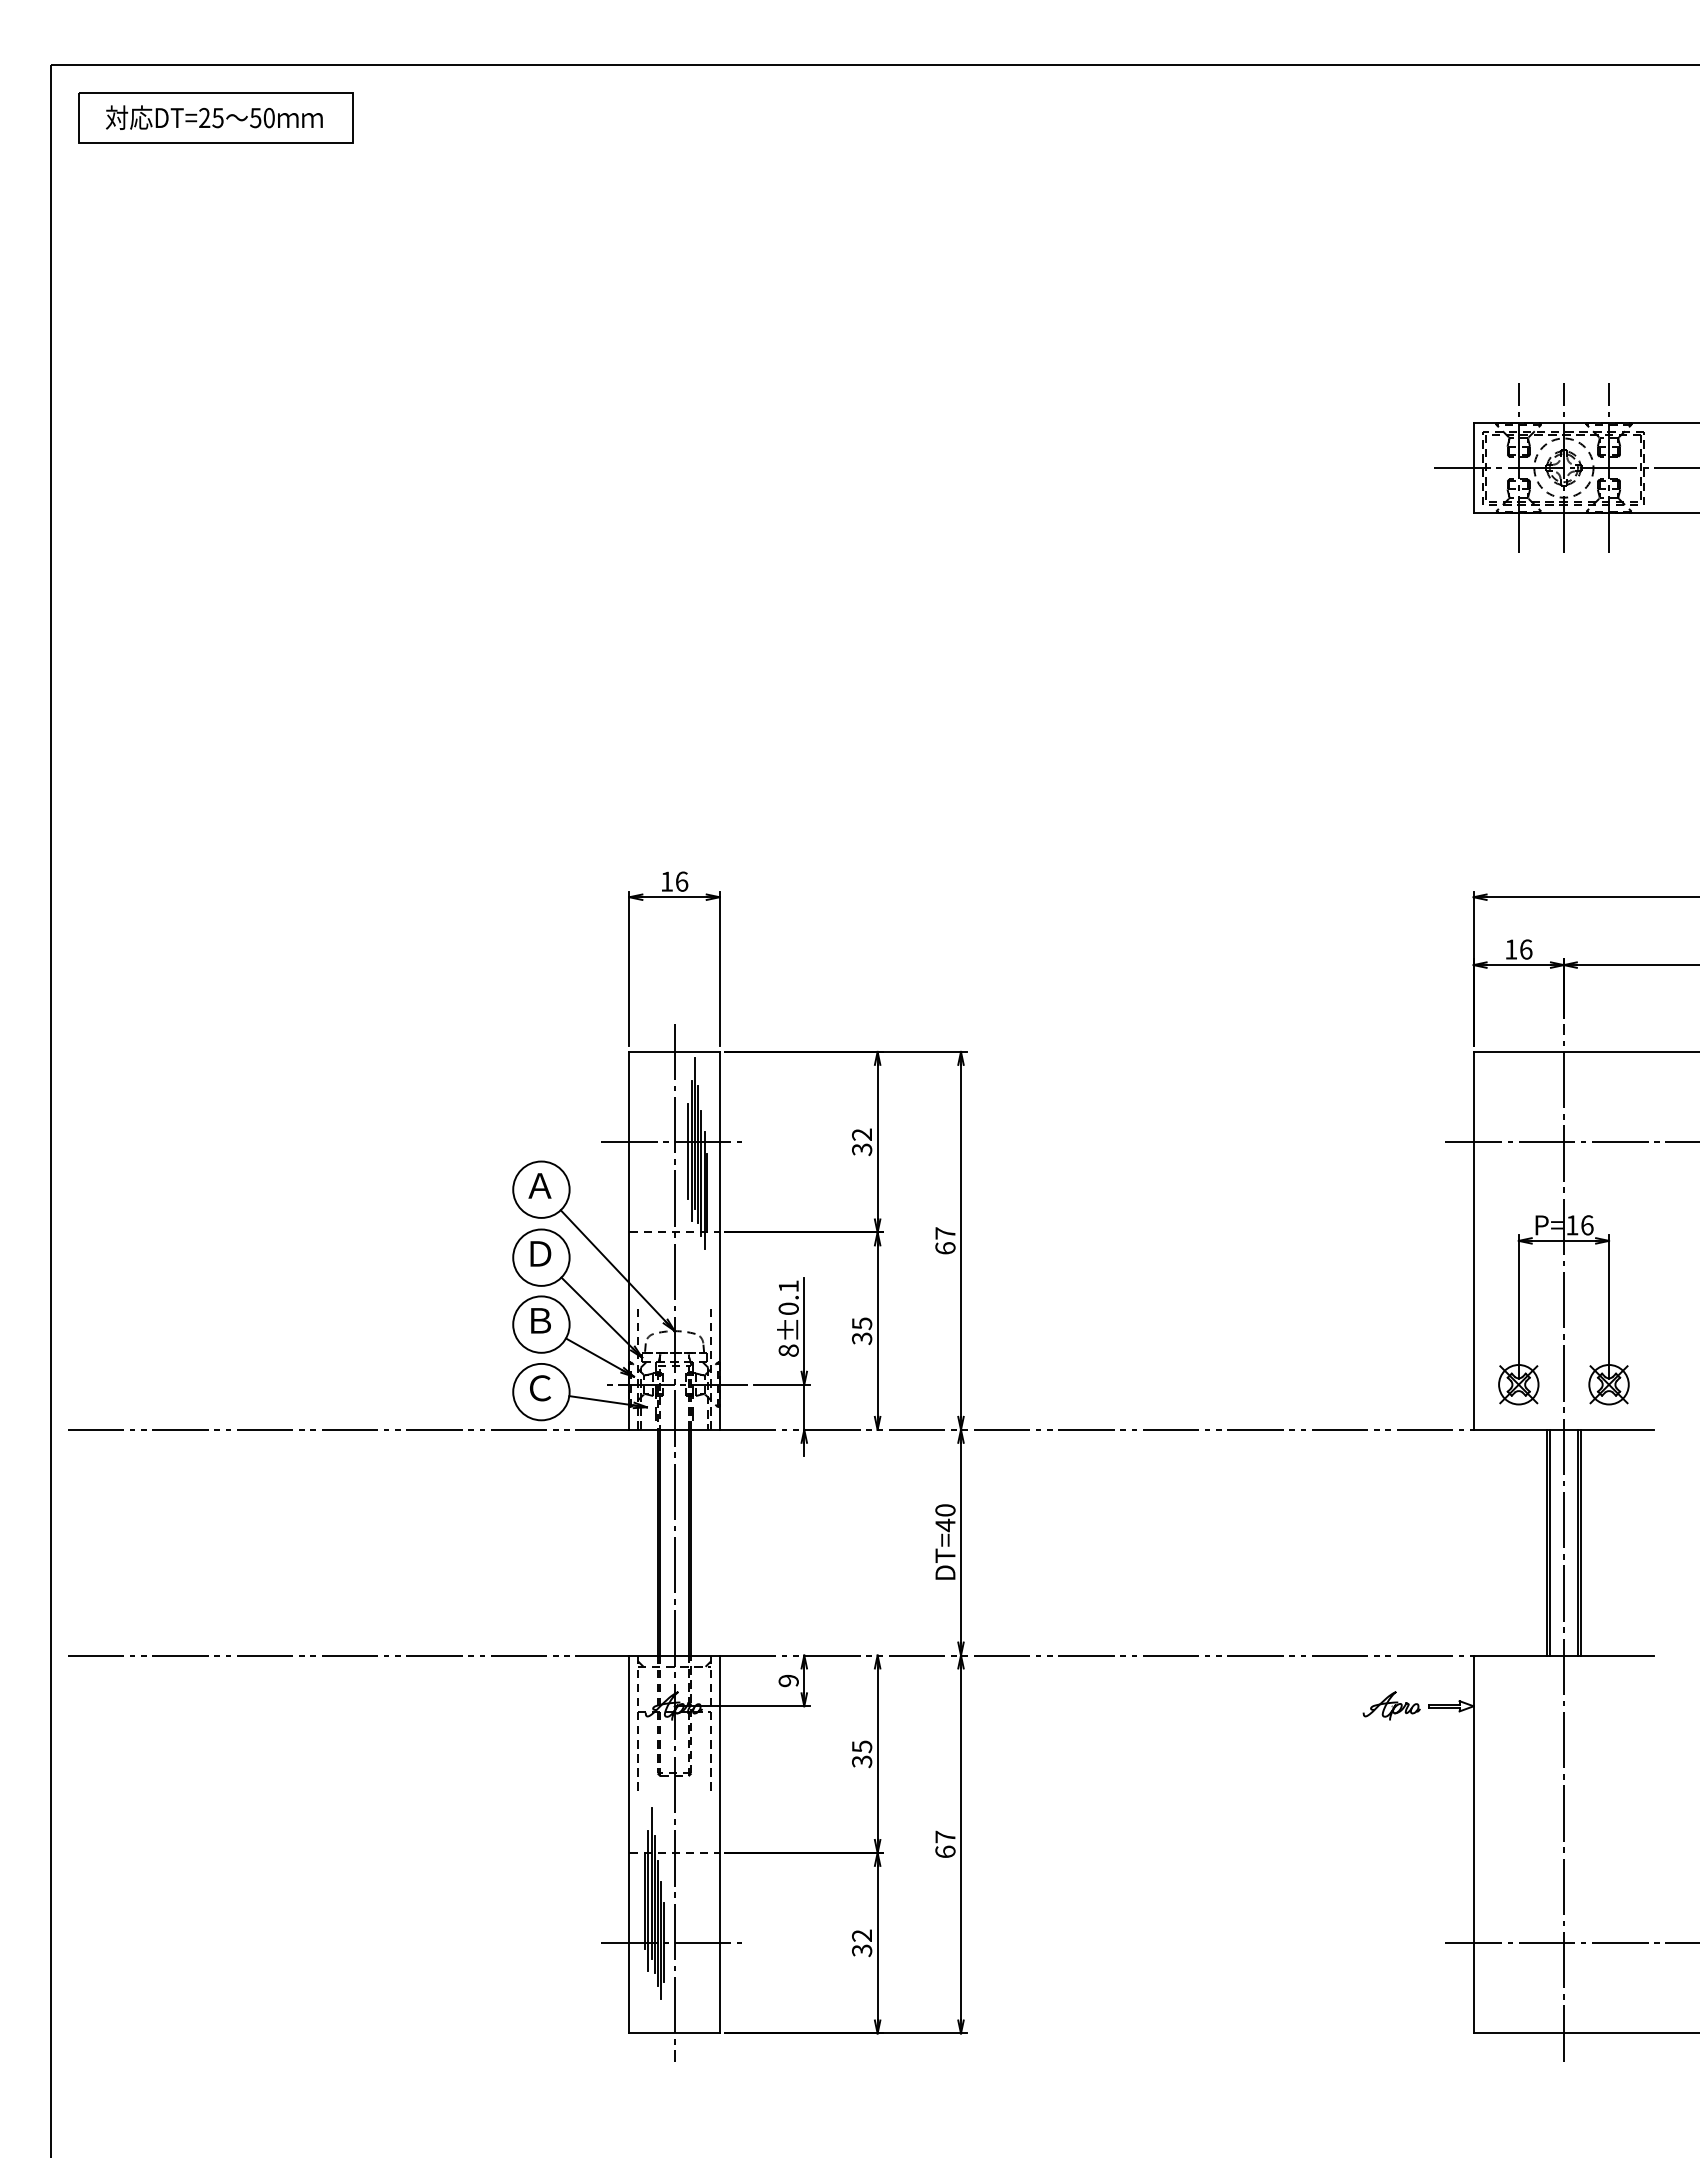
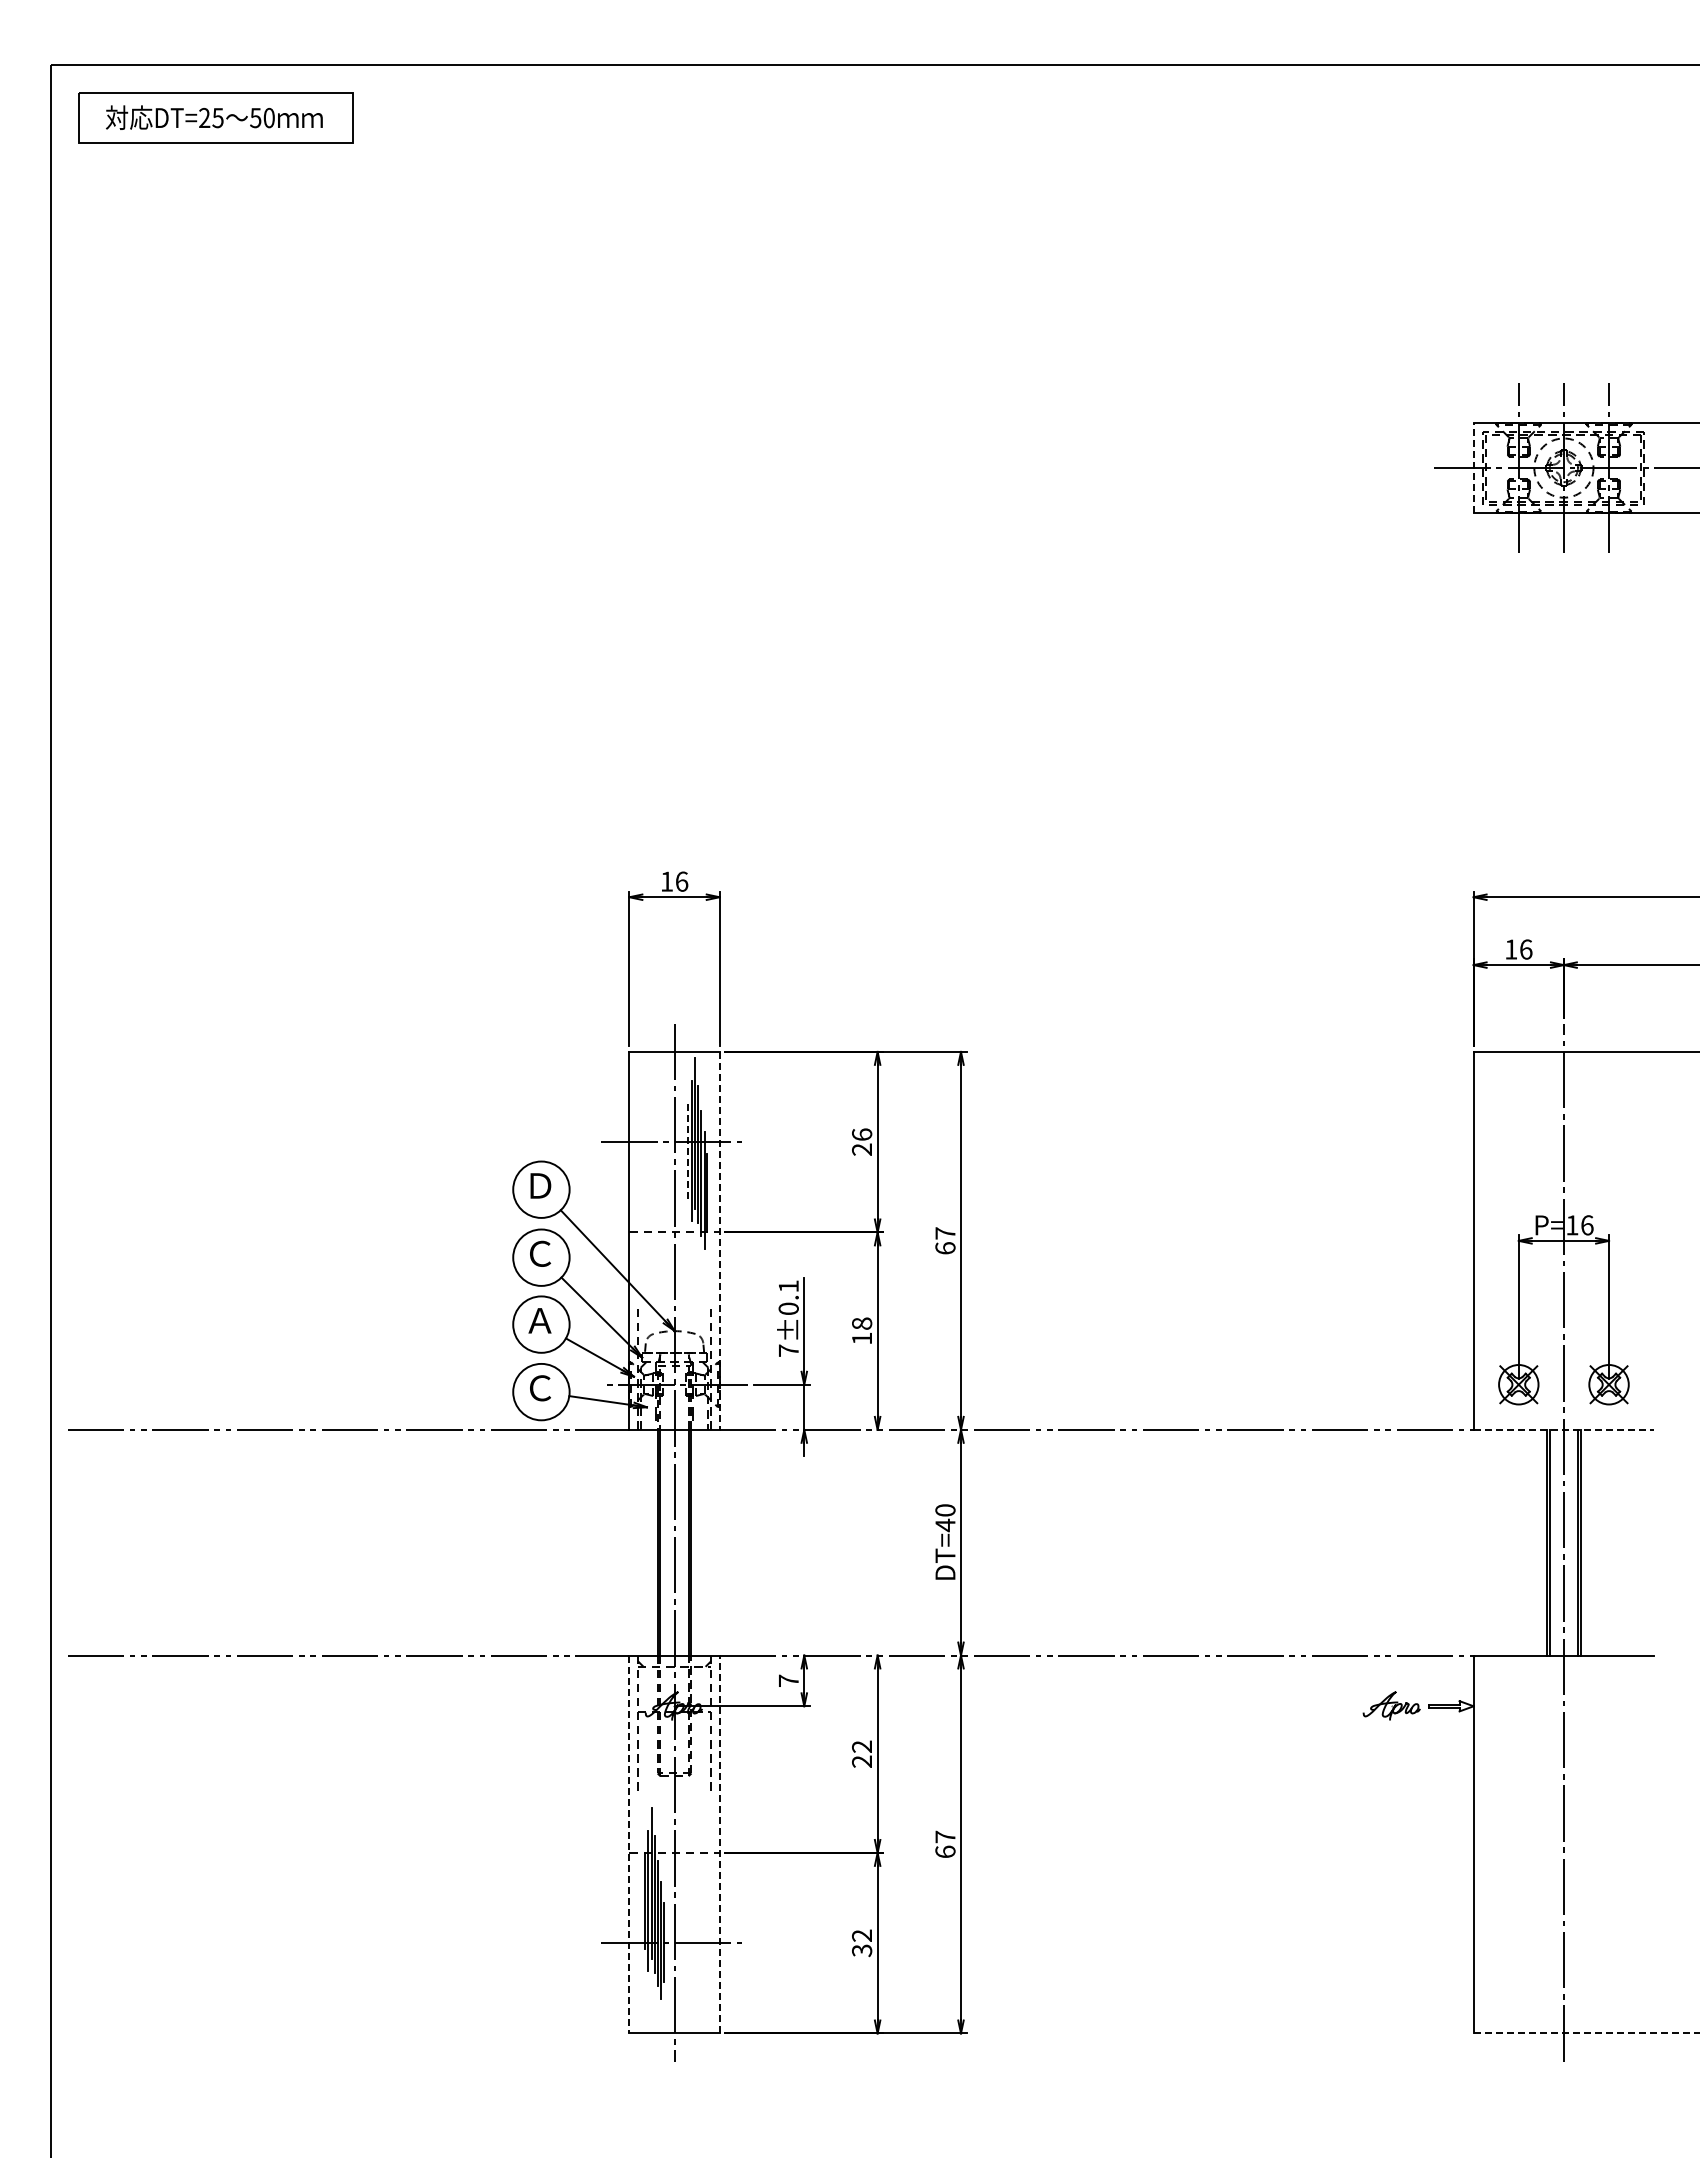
line: solid -> dashed (1473, 467)
text: 32 -> 26 (862, 1142)
line: present -> none (1570, 1142)
line: solid -> dashed (687, 1151)
text: Ａ -> Ｄ (539, 1185)
line: solid -> dashed (719, 1240)
text: Ｄ -> Ｃ (540, 1253)
text: Ｂ -> Ａ (539, 1320)
text: 35 -> 18 (862, 1331)
text: 8±0.1 -> 7±0.1 (788, 1350)
line: solid -> dashed (1564, 1429)
text: 9 -> 7 (788, 1680)
text: 35 -> 22 (862, 1754)
line: solid -> dashed (629, 1844)
line: solid -> dashed (719, 1844)
line: present -> none (1570, 1943)
line: solid -> dashed (1586, 2033)
